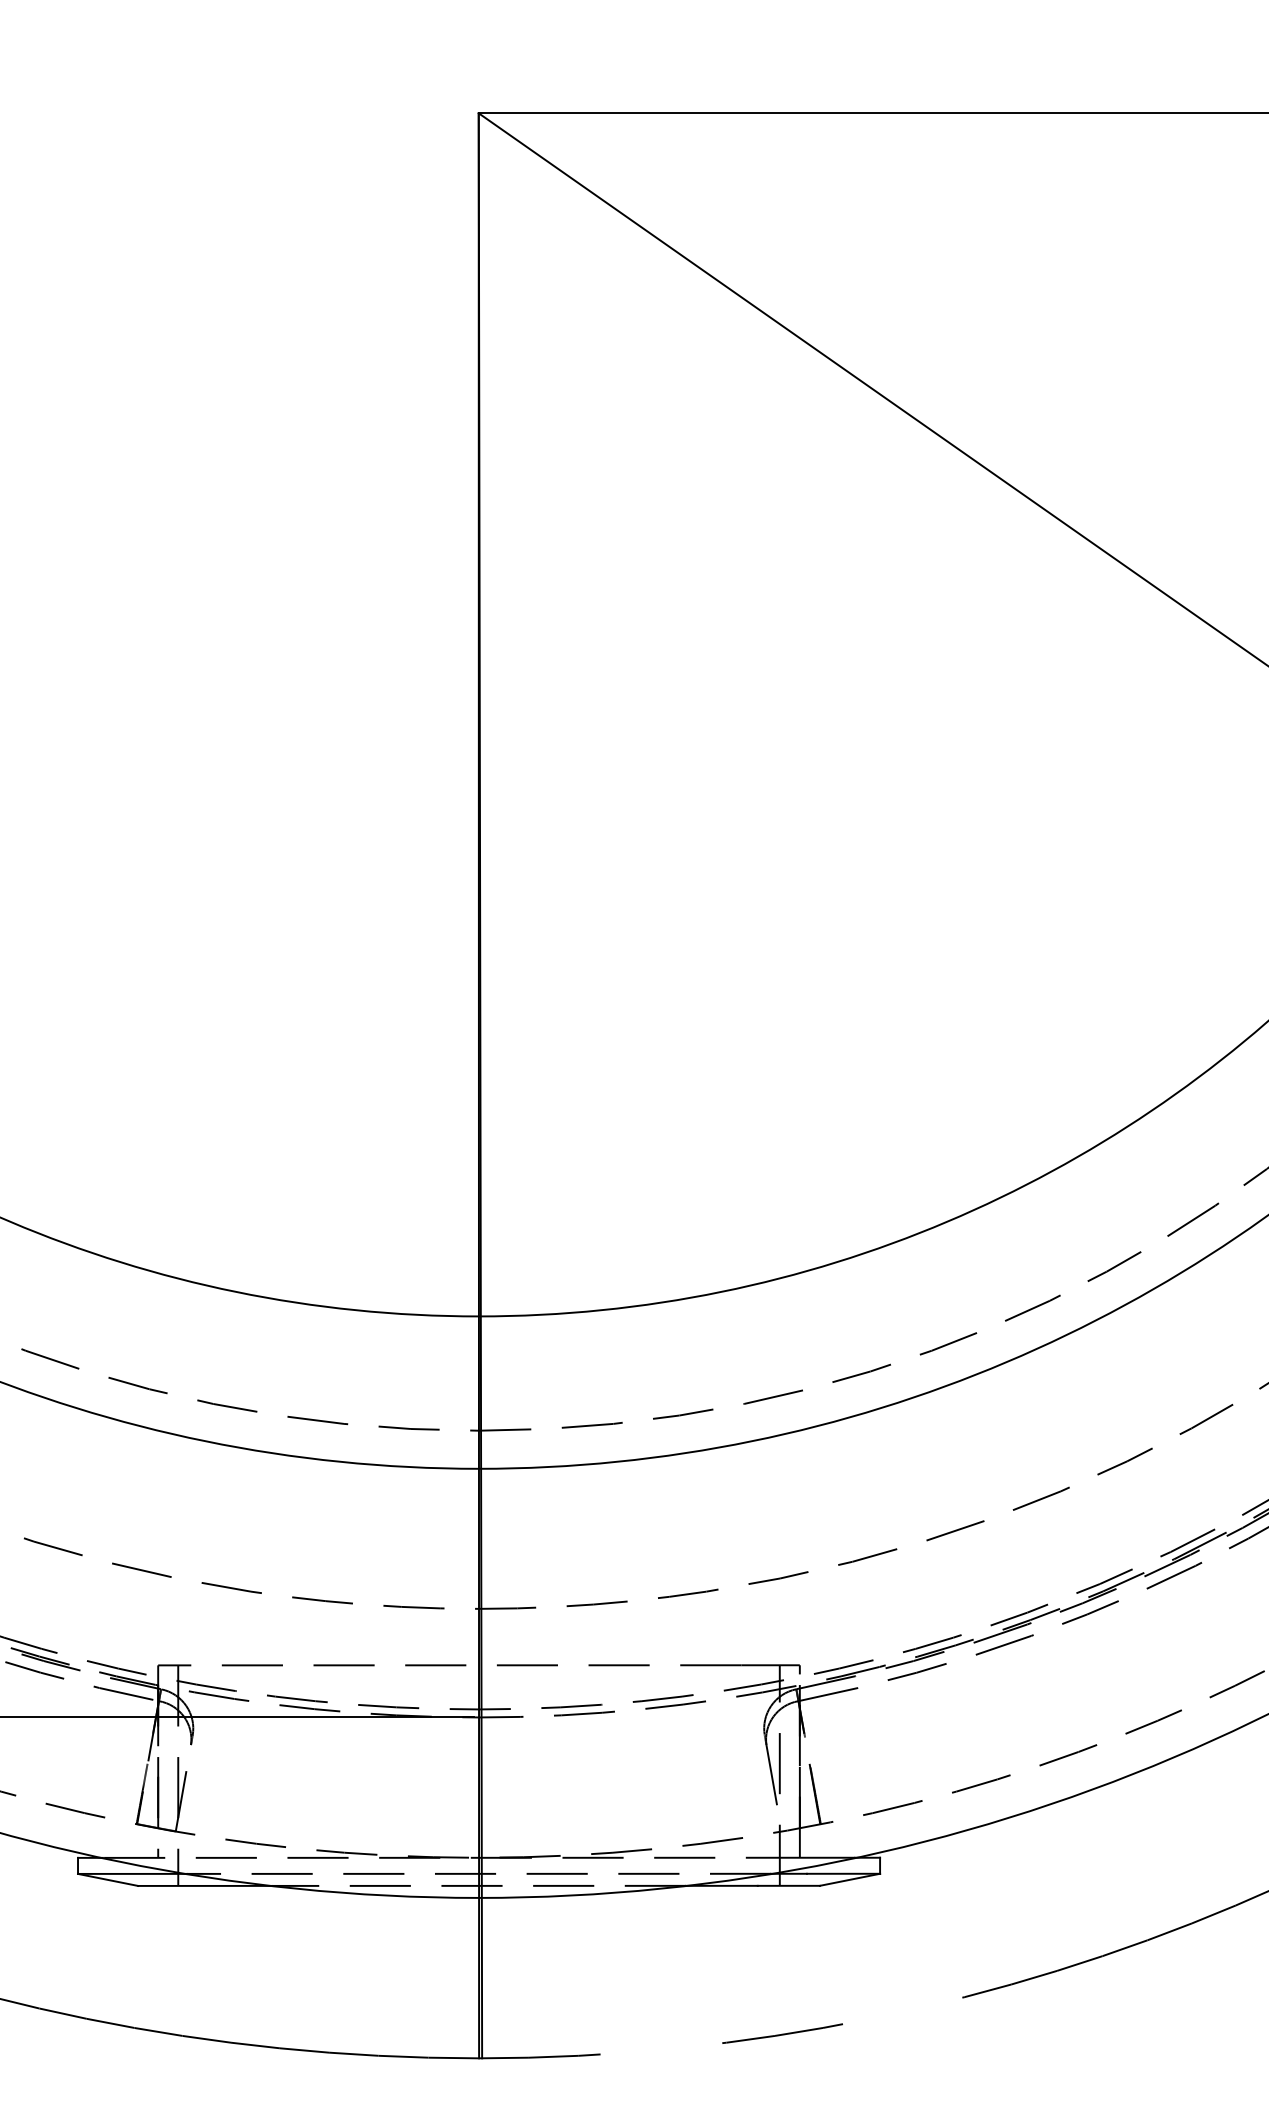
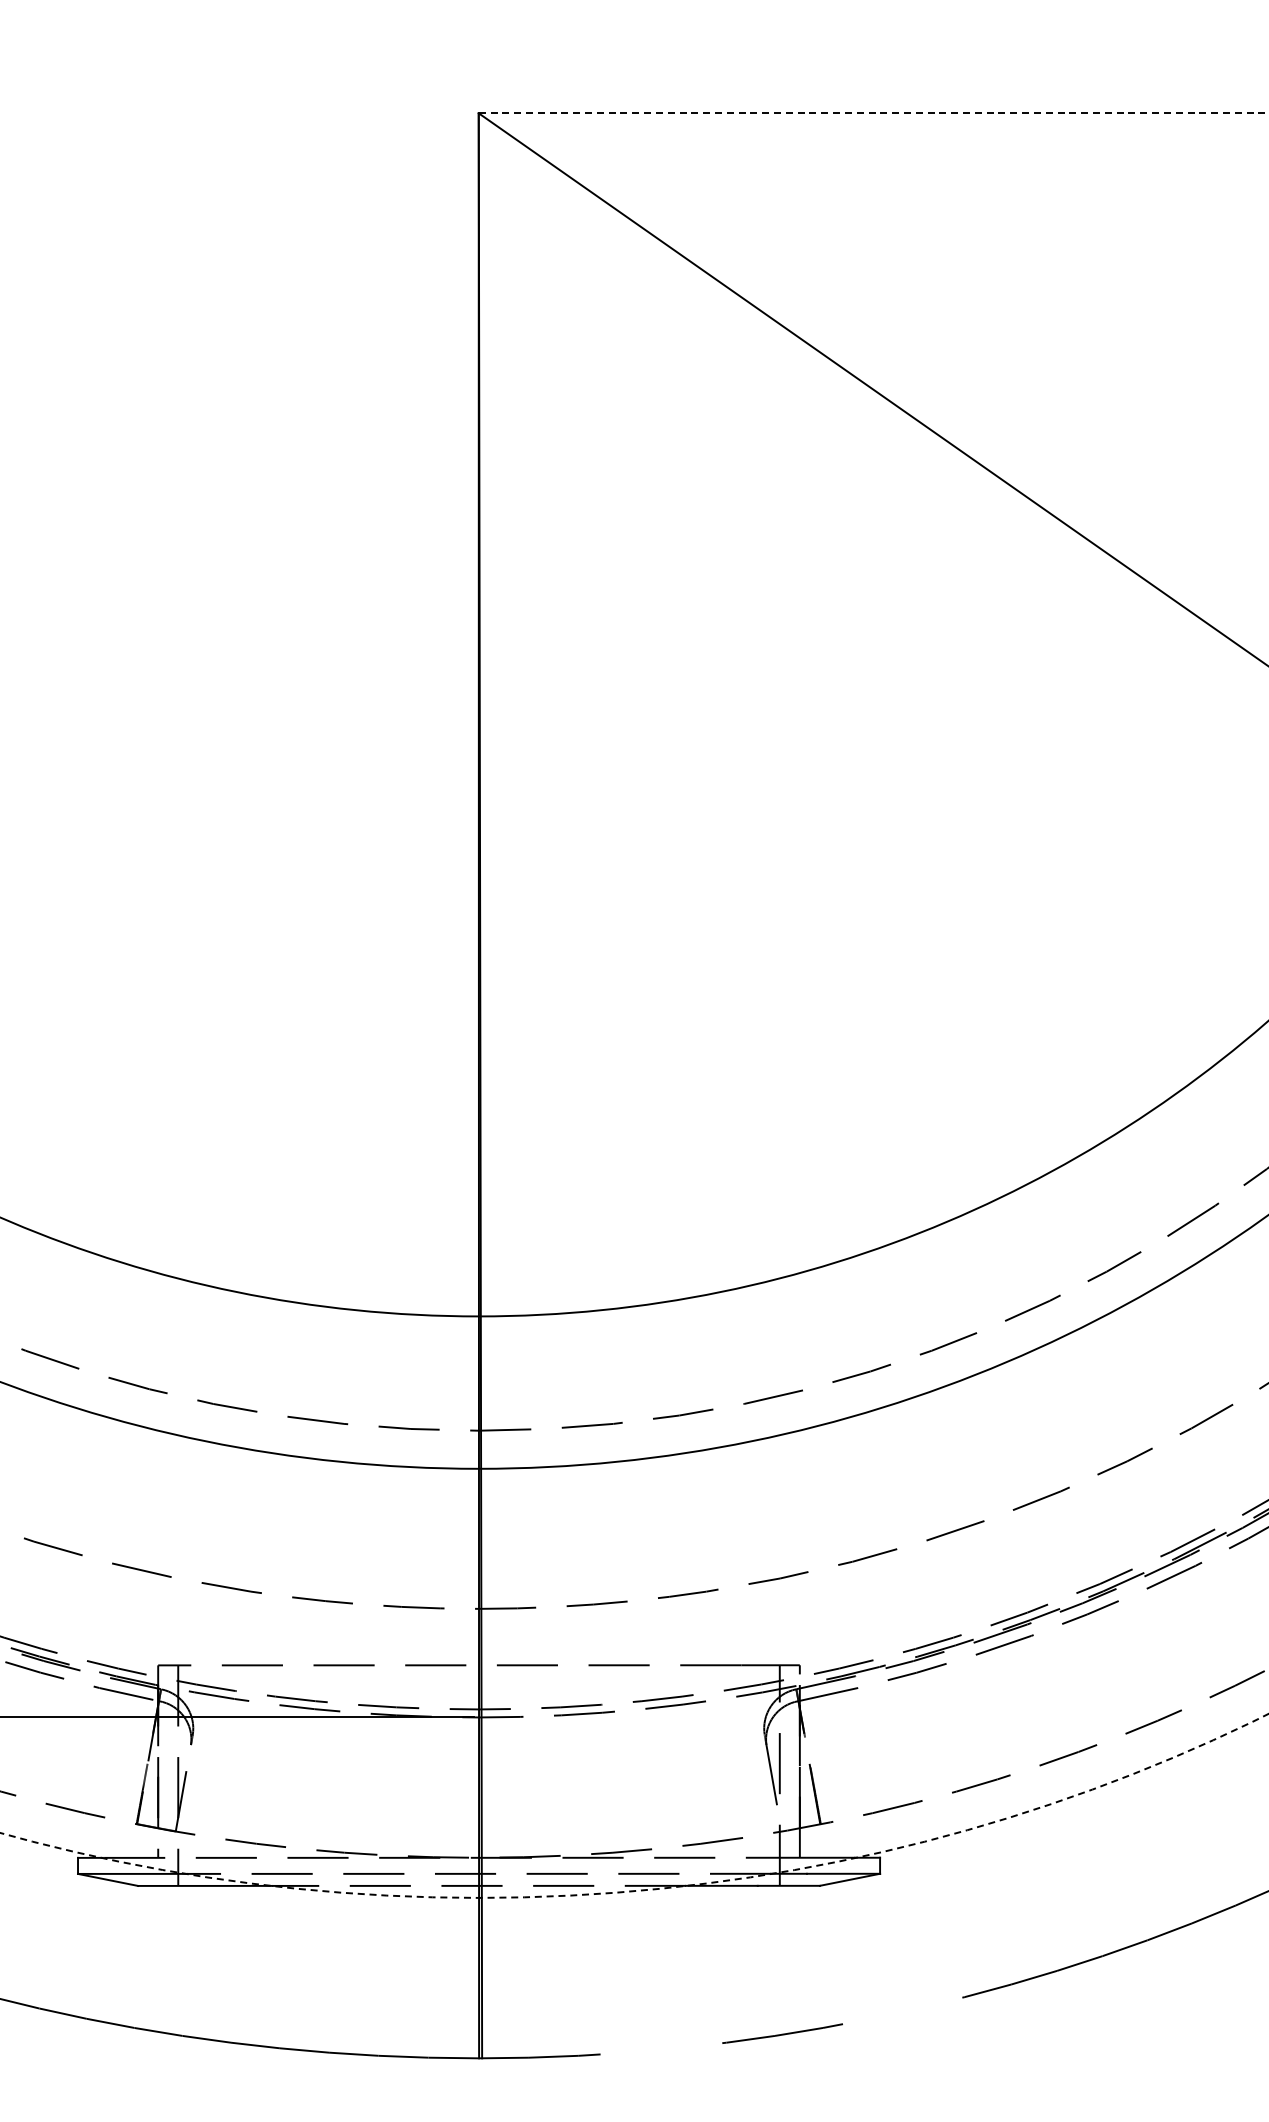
line: solid -> dashed (873, 113)
circle: solid -> dashed (634, 1805)
